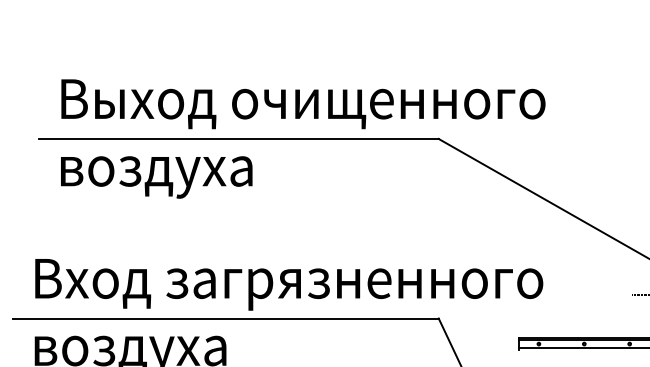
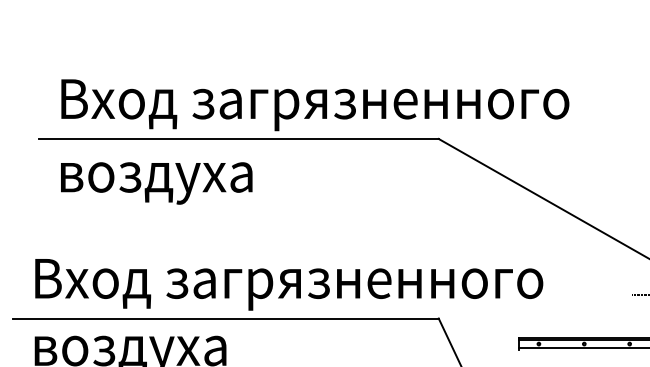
text: Выход очищенного -> Вход загрязненного (330, 109)
text position: (156, 177) -> (156, 183) (156, 183)
